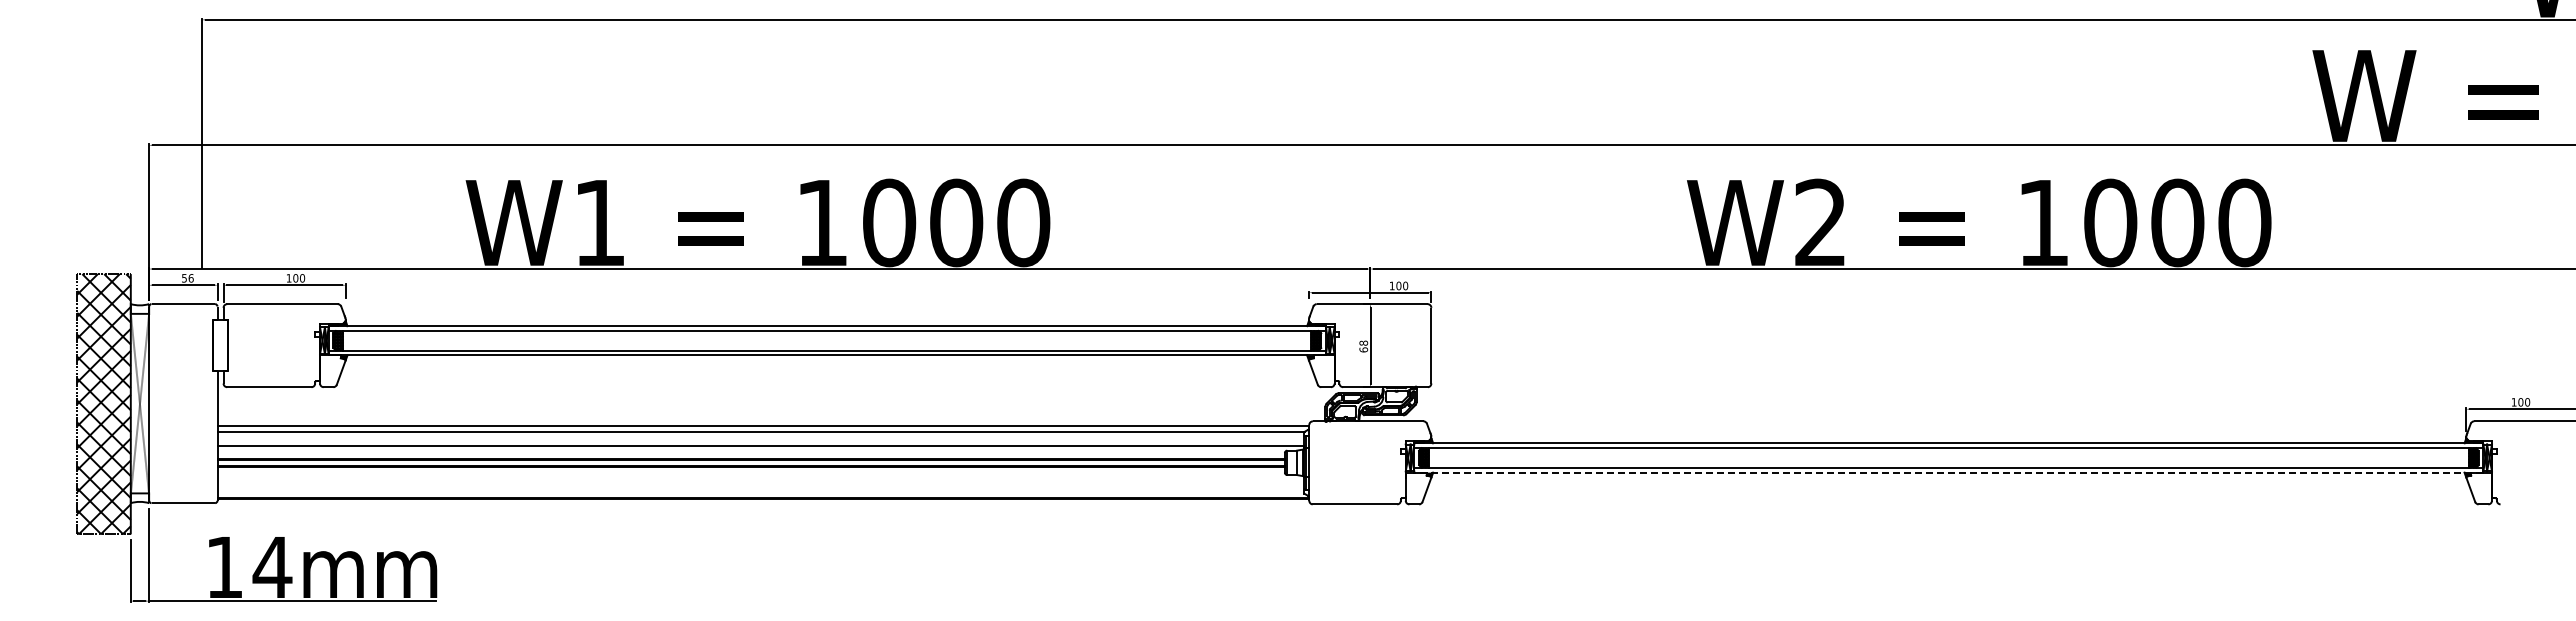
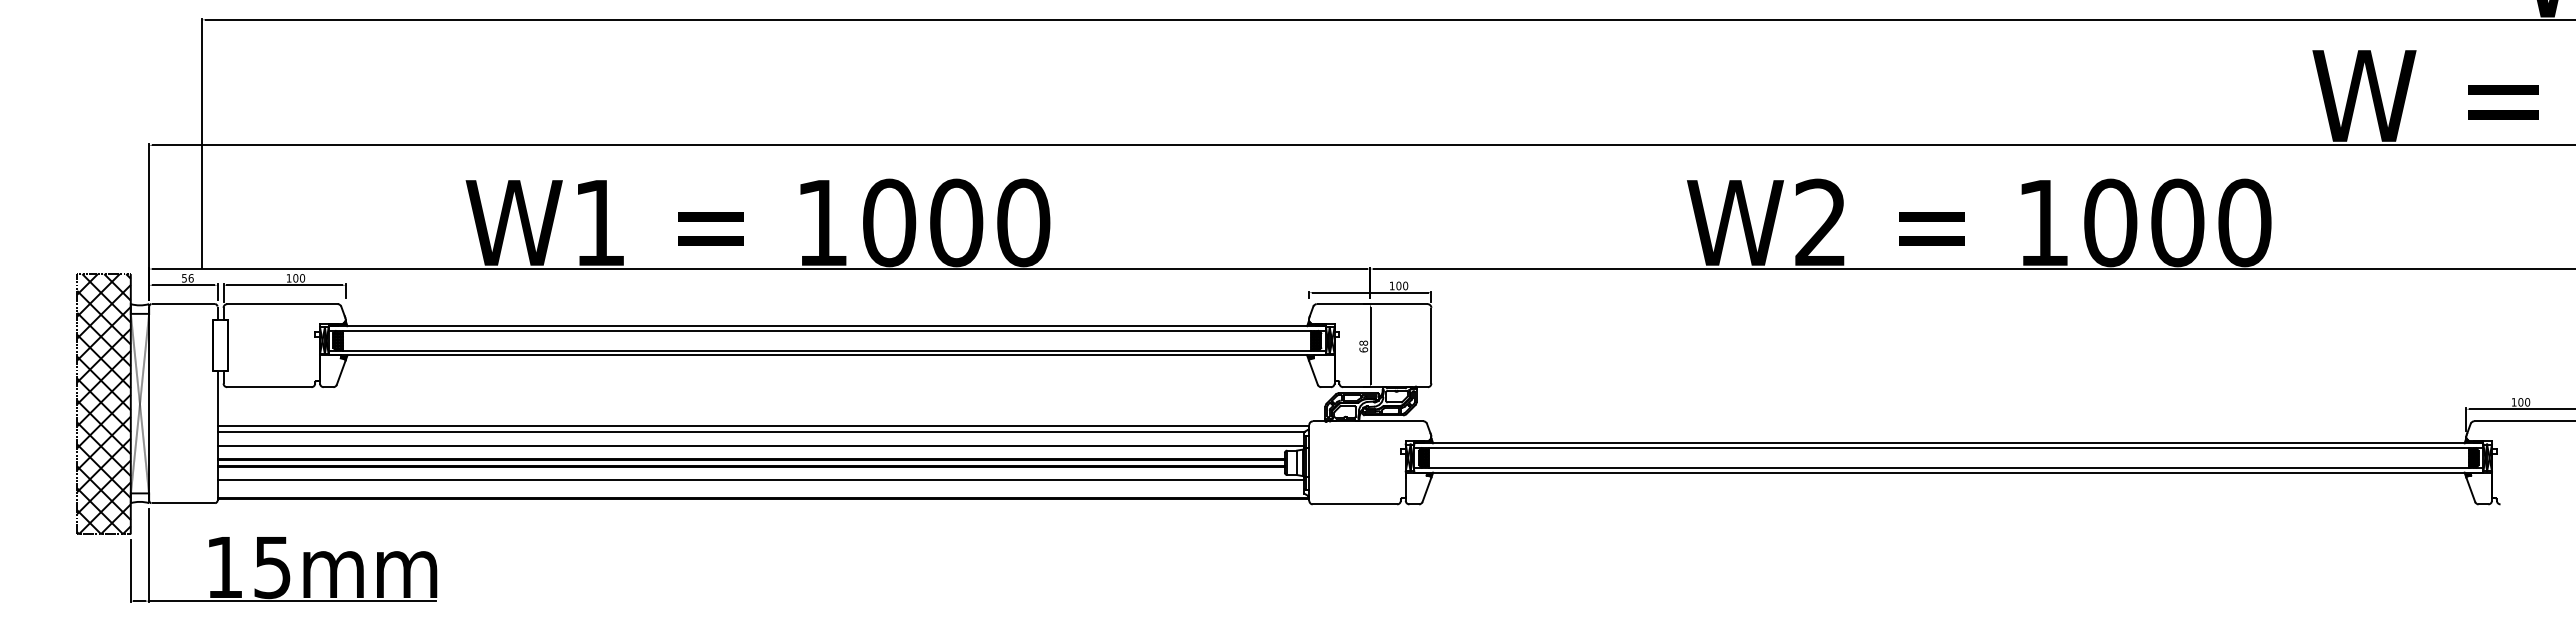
line: dashed -> solid (1948, 472)
line: none -> present (760, 479)
text: 14mm -> 15mm (272, 568)
